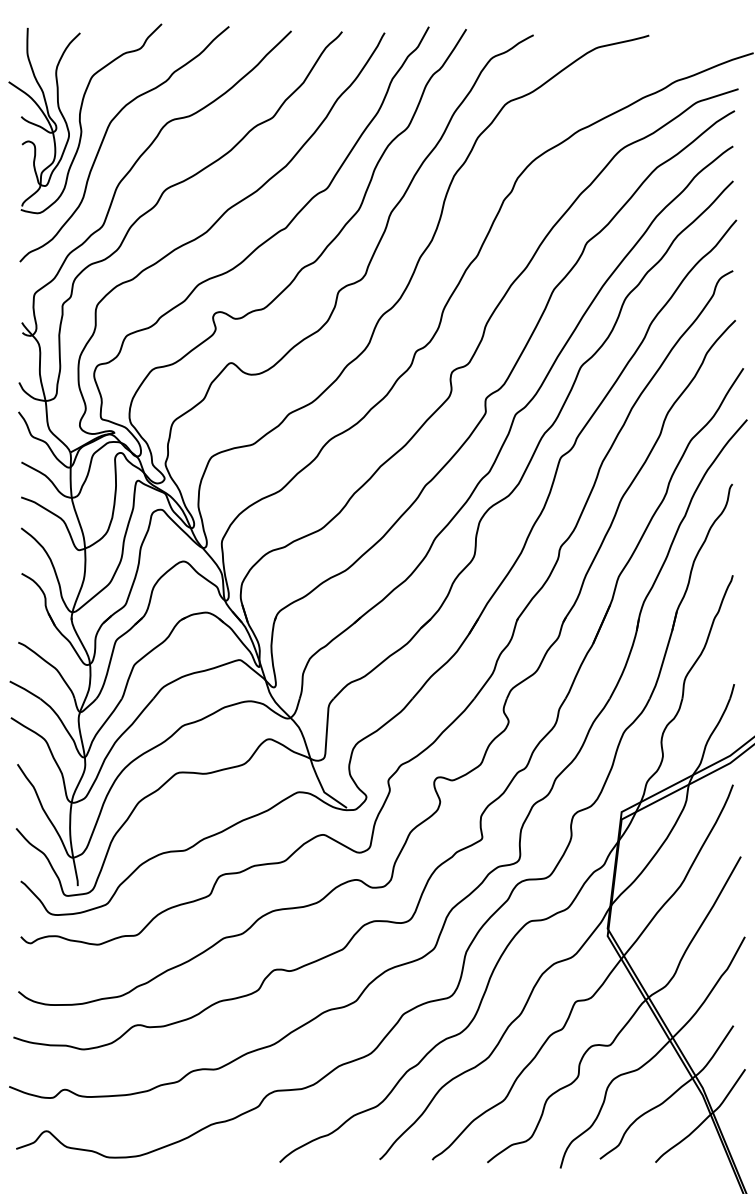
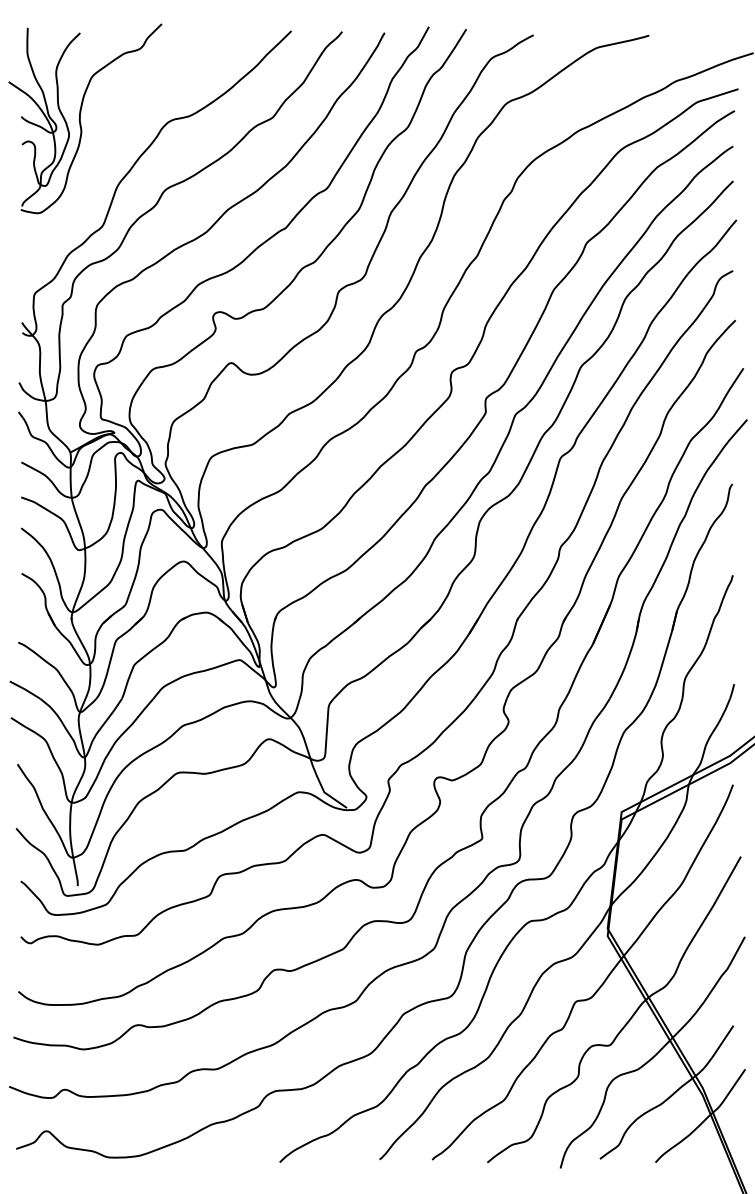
curve: present -> none (106, 134)
